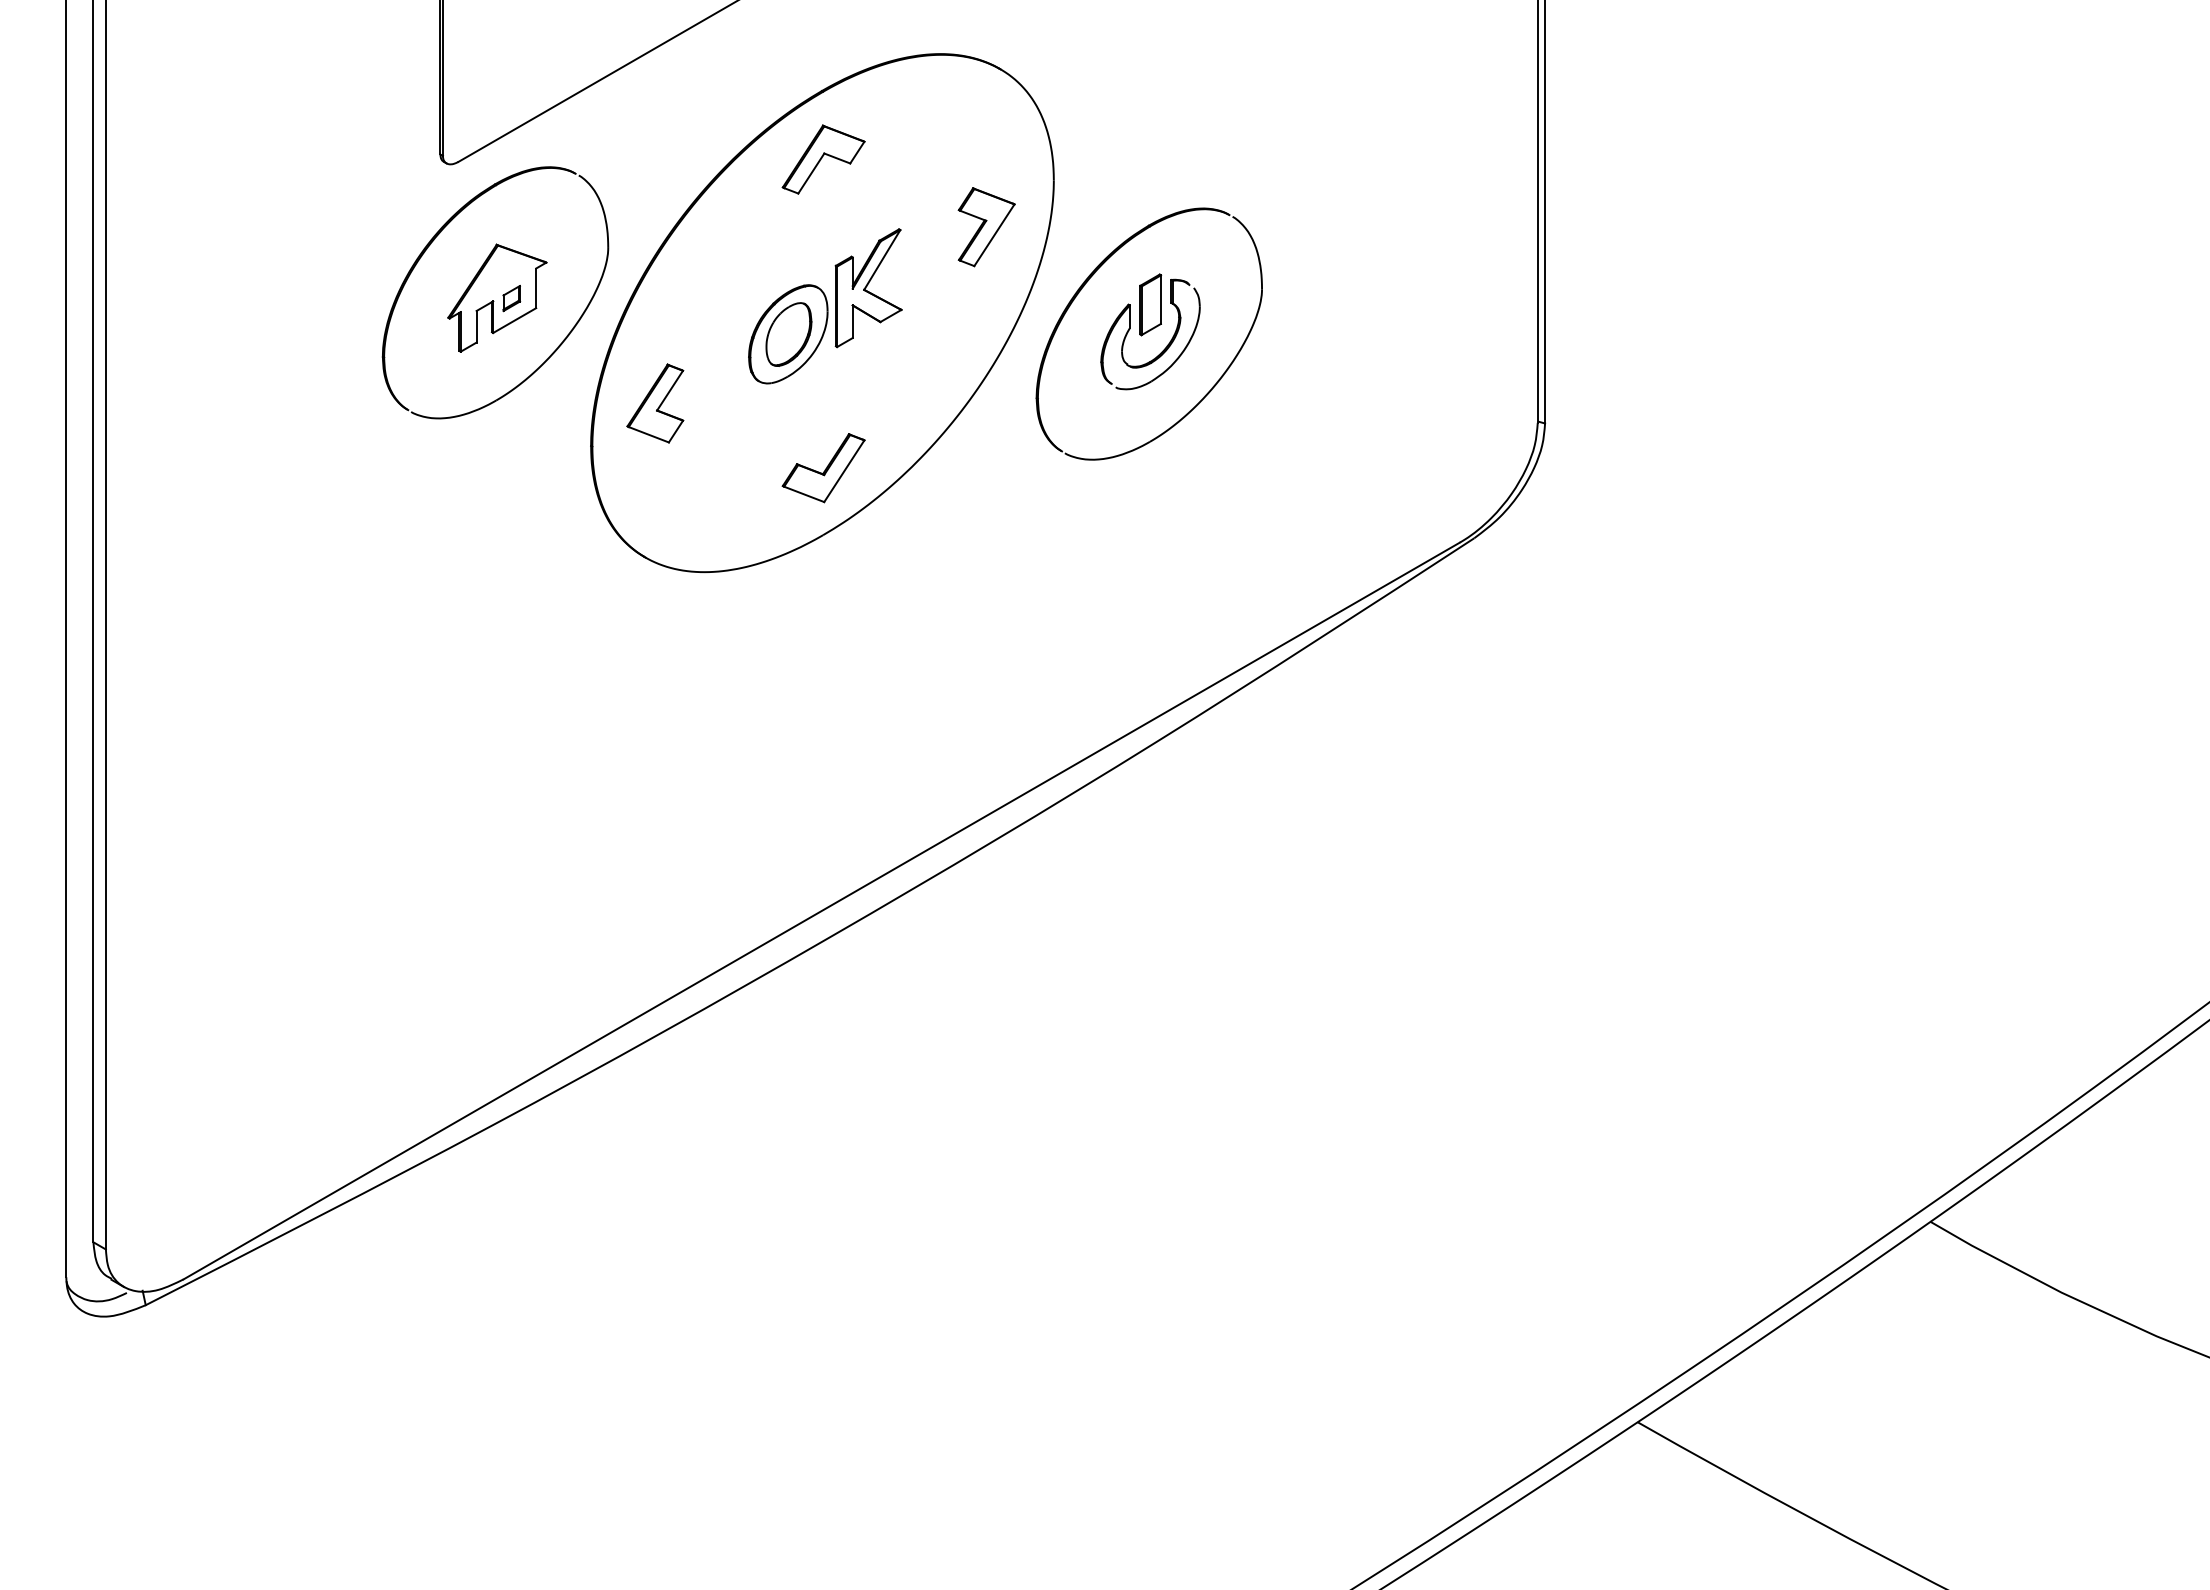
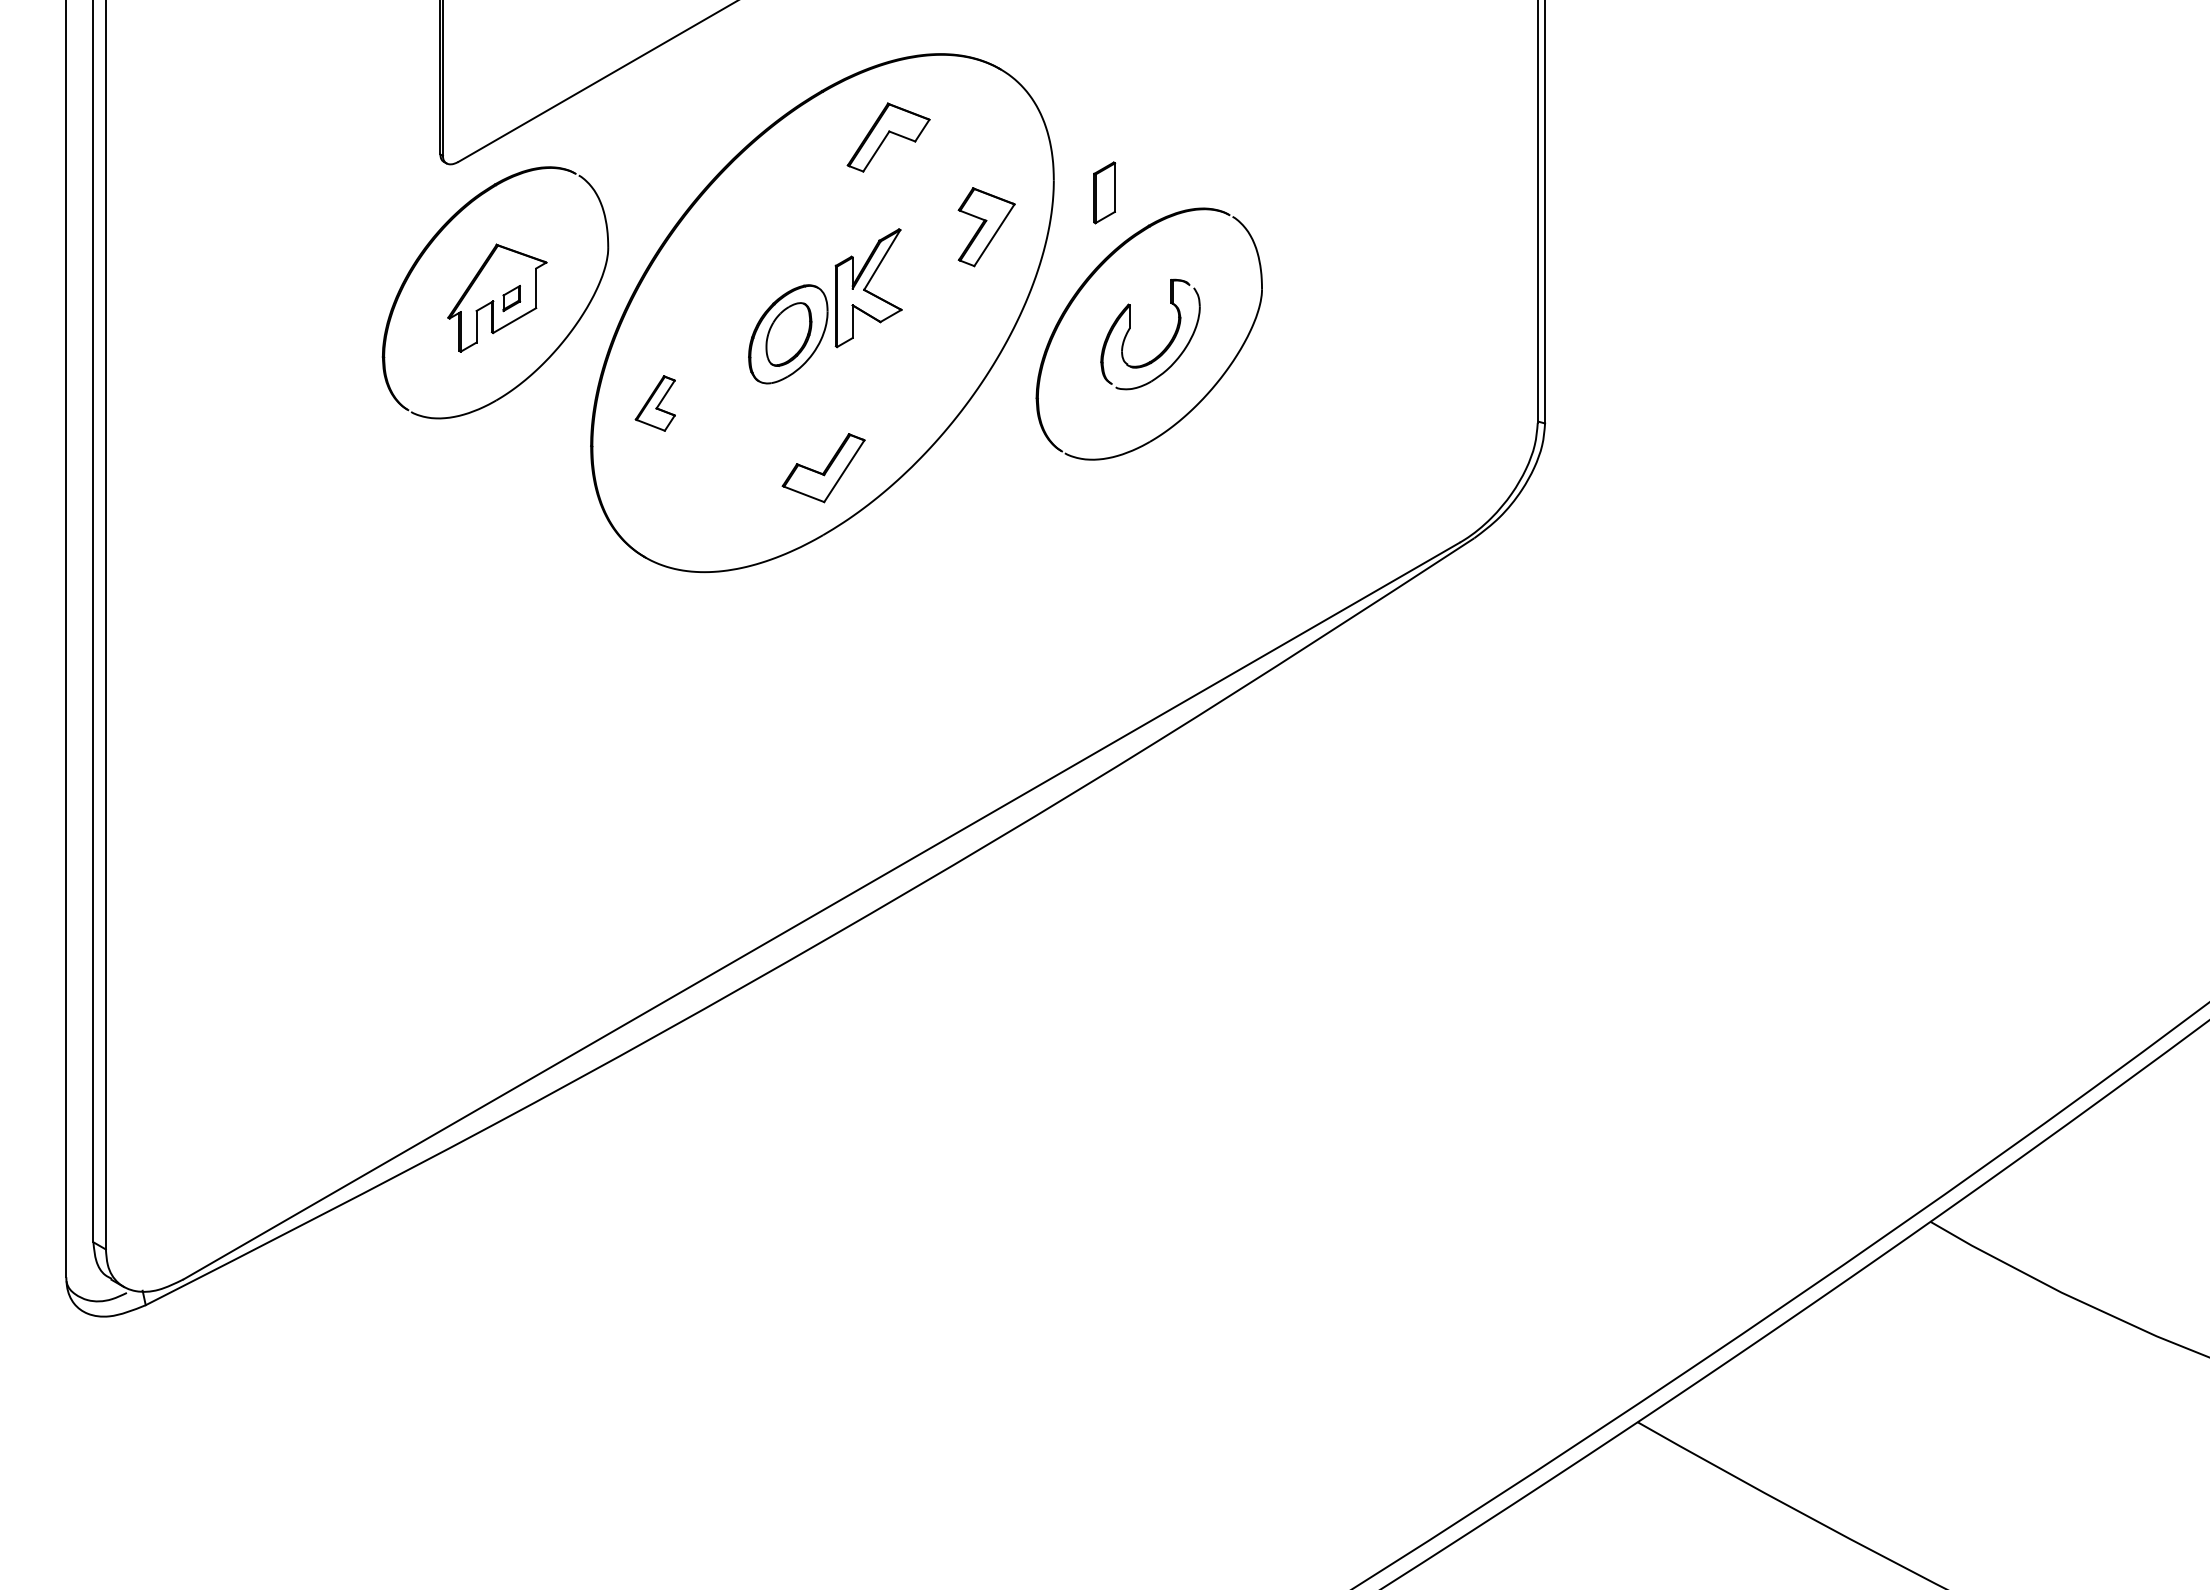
part position: (823, 159) -> (888, 137) (888, 137)
part position: (1150, 304) -> (1104, 192) (1104, 192)
part size: 59x81 px -> 42x57 px (654, 403)
